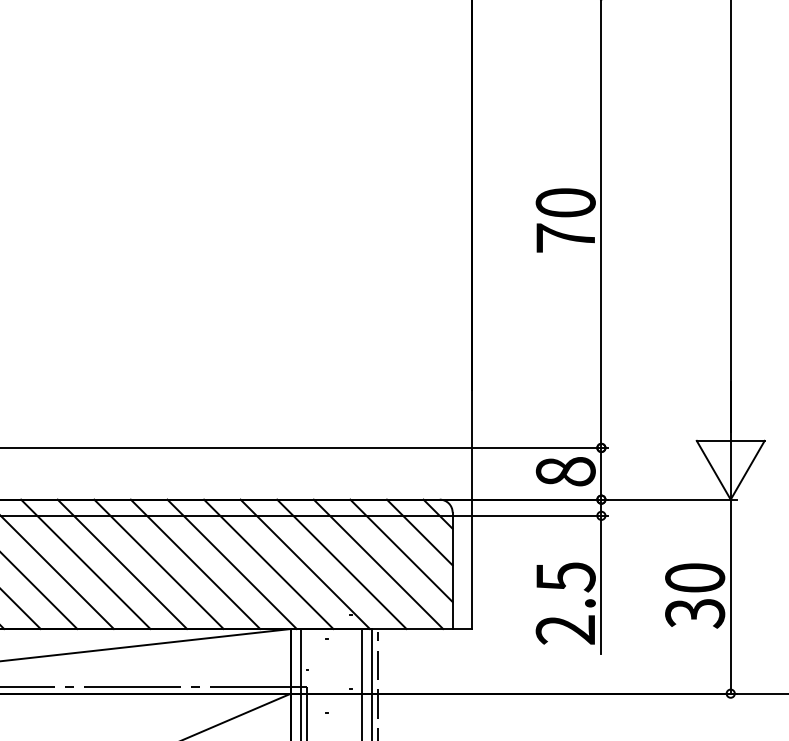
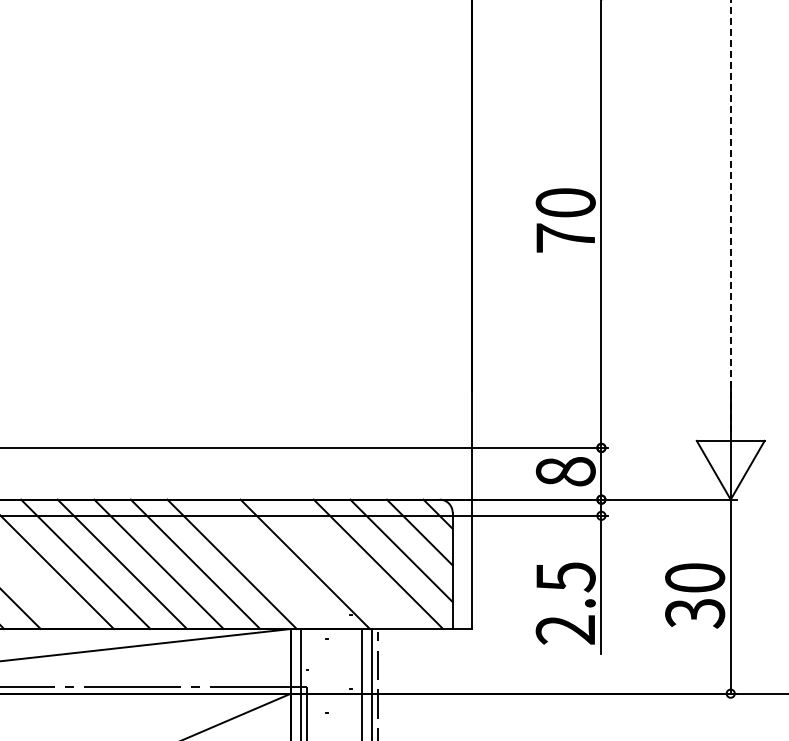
line: solid -> dashed (730, 215)
line: present -> none (268, 564)
line: present -> none (341, 564)
line: present -> none (39, 591)
